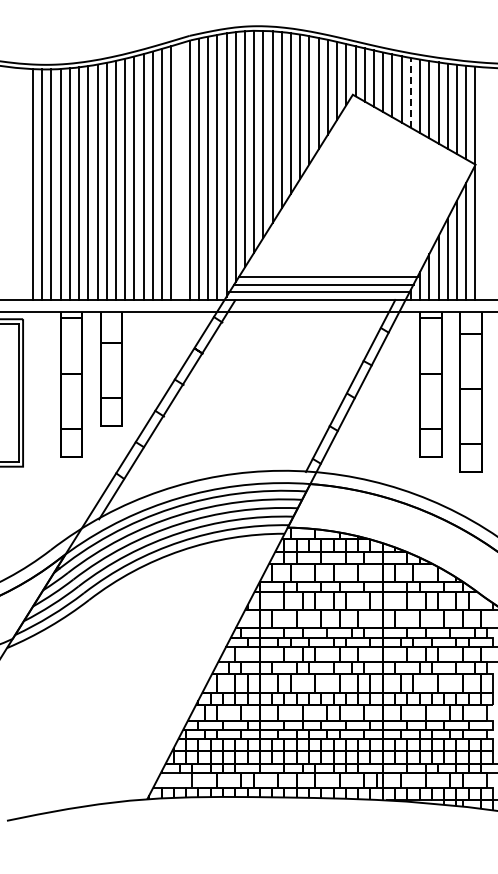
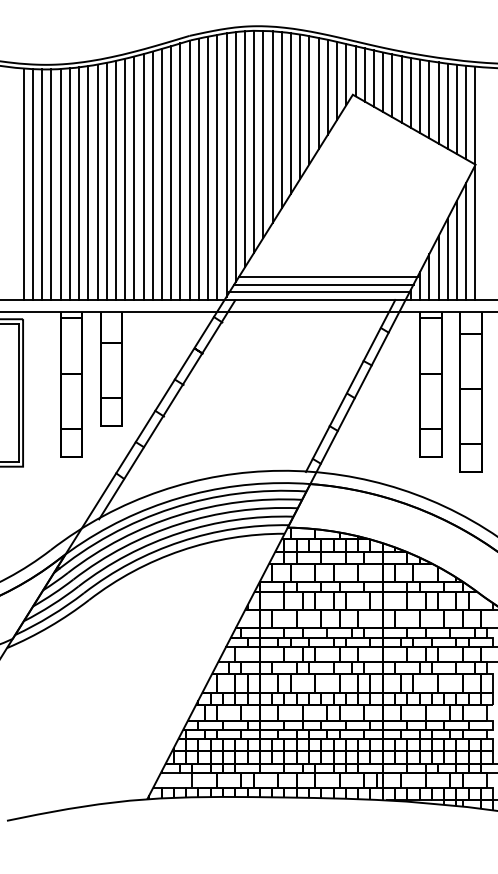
line: dashed -> solid (410, 92)
line: none -> present (180, 171)
line: none -> present (23, 183)
